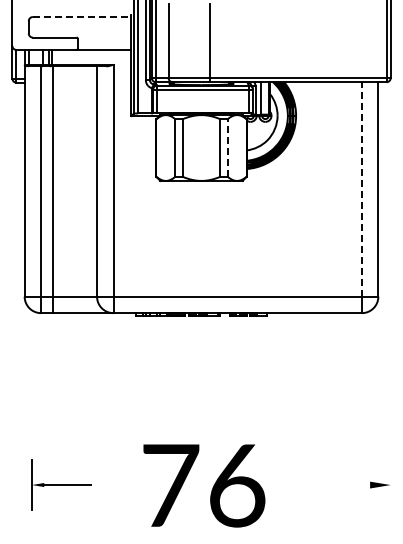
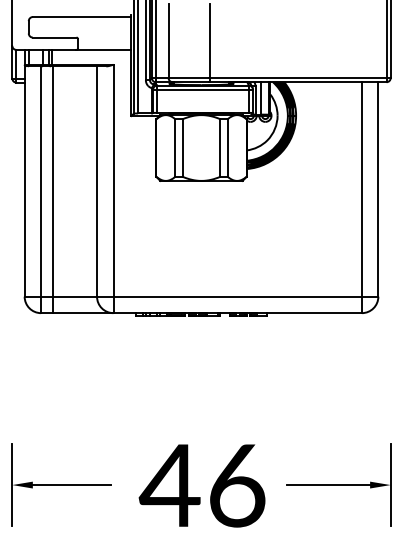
line: dashed -> solid (82, 17)
line: dashed -> solid (227, 148)
line: dashed -> solid (361, 188)
part size: 61x52 px -> 101x84 px (61, 484)
line: none -> present (390, 484)
text: 76 -> 46 (169, 485)
line: none -> present (328, 485)
